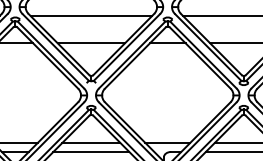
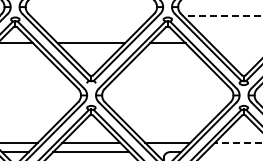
line: present -> none (91, 15)
line: solid -> dashed (222, 15)
line: present -> none (234, 43)
line: solid -> dashed (238, 142)
line: present -> none (232, 151)
